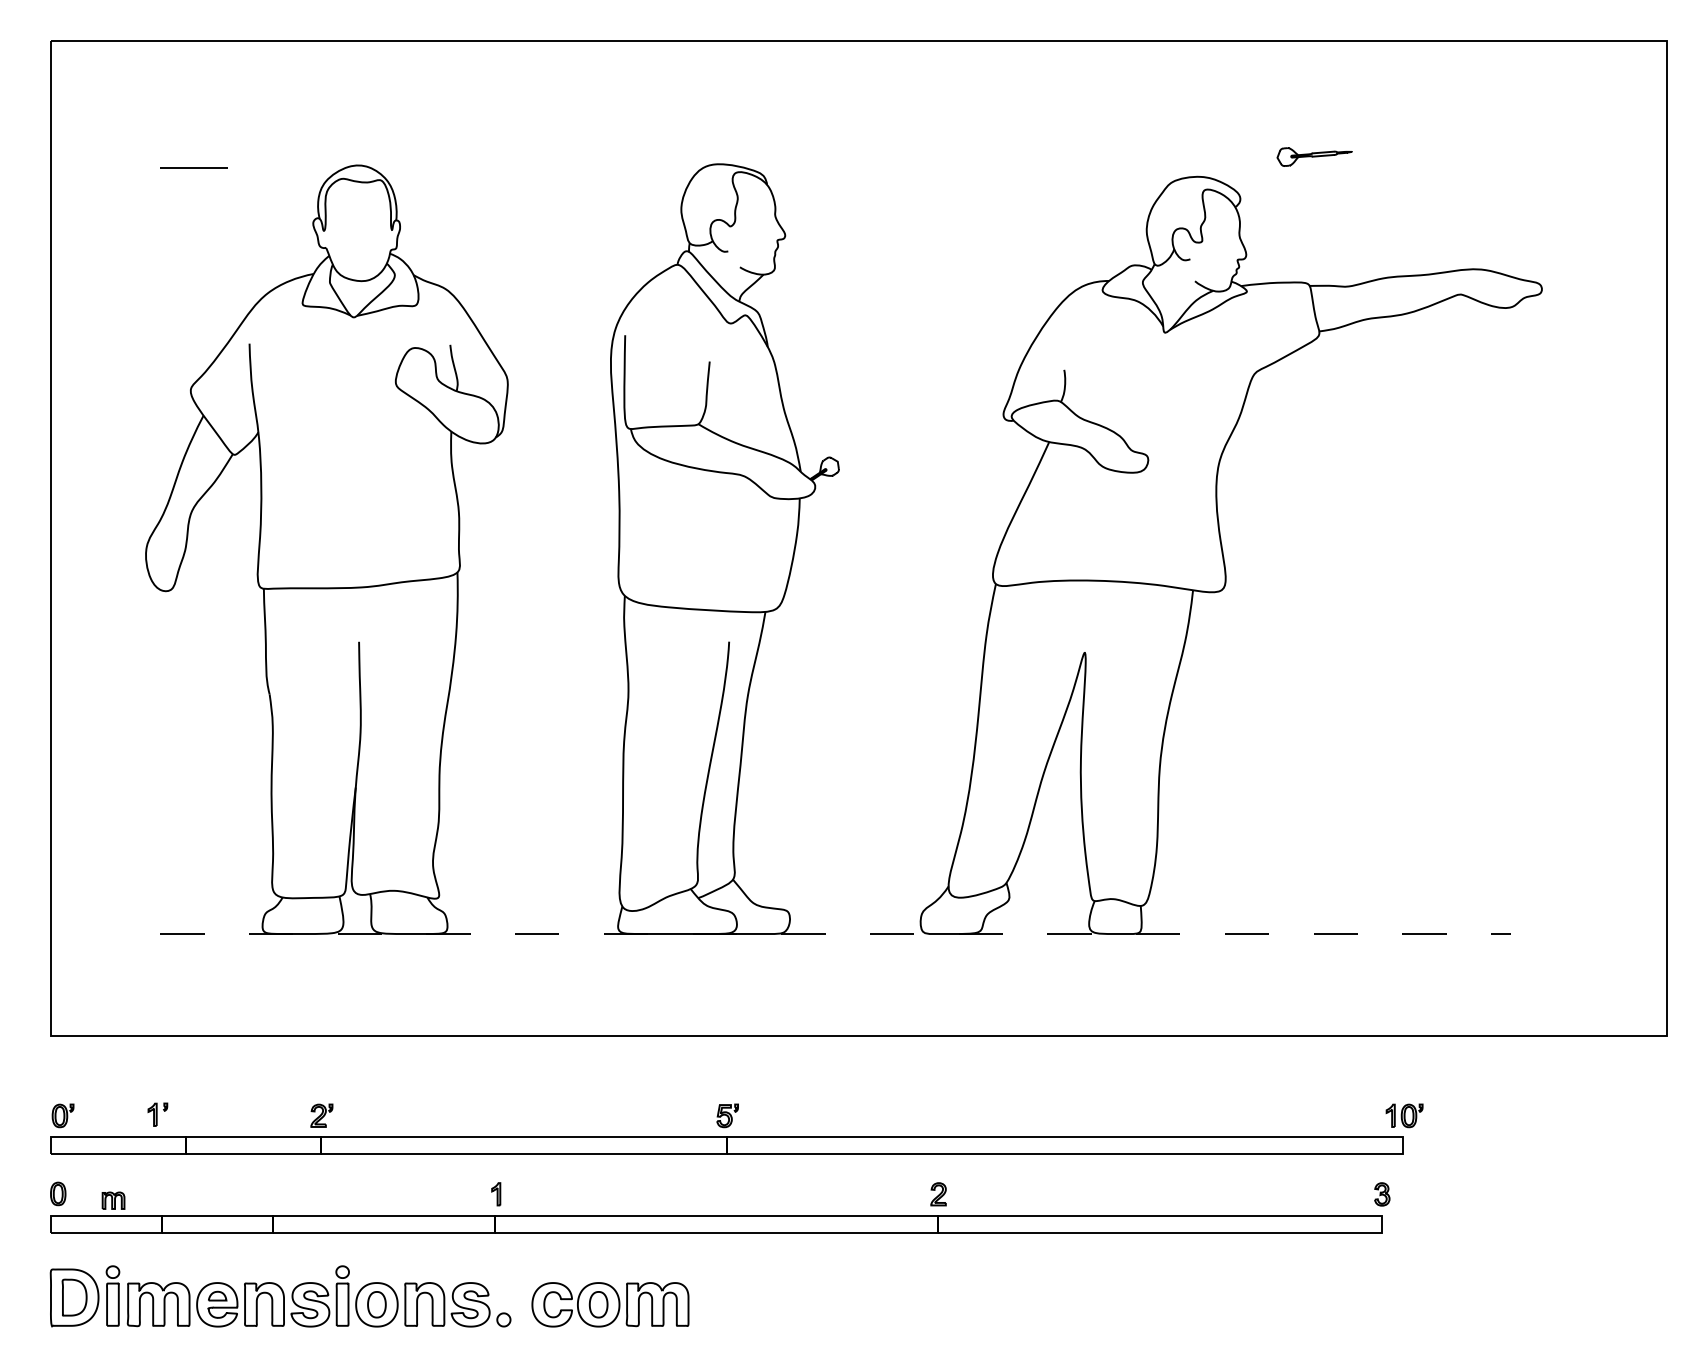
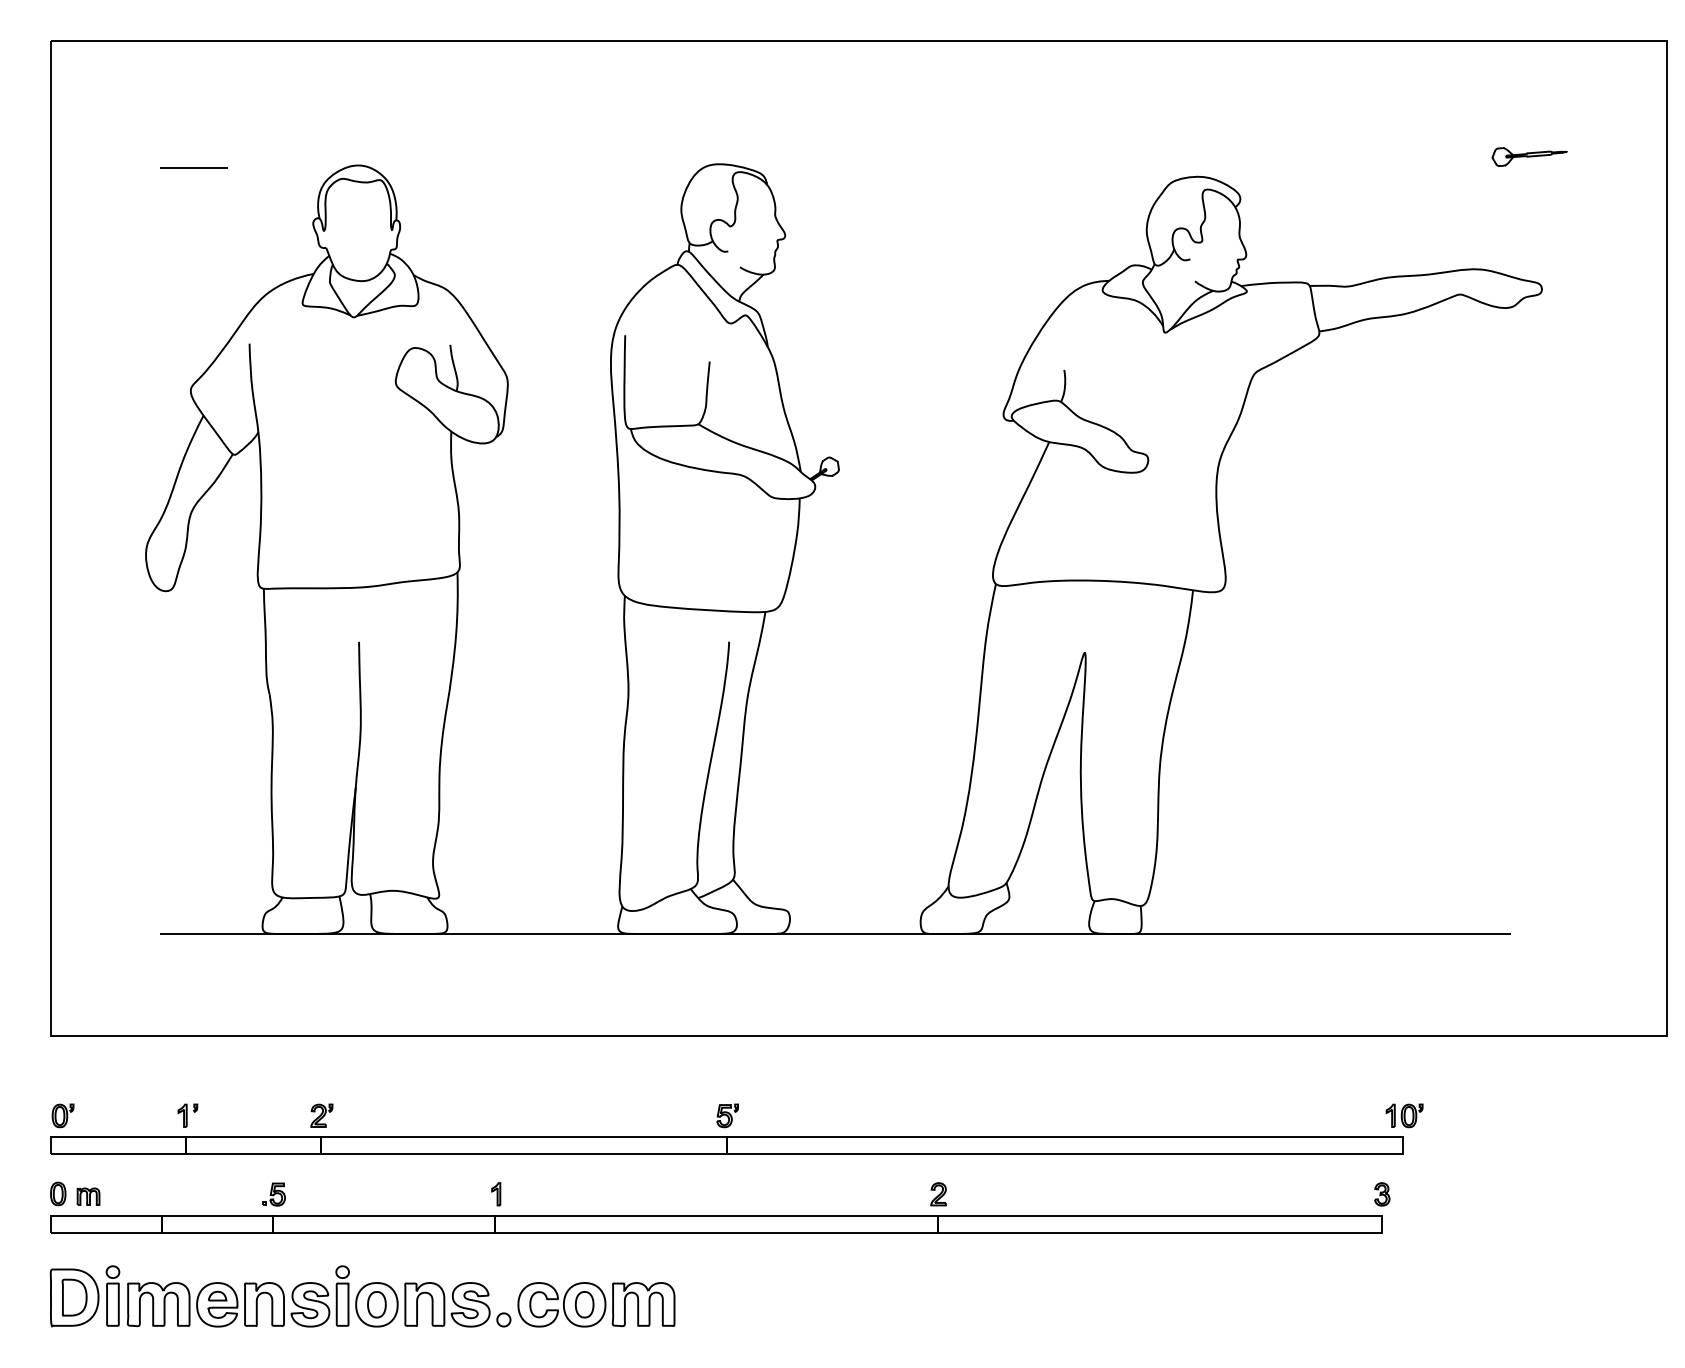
part position: (1314, 156) -> (1529, 156) (1529, 156)
line: dashed -> solid (835, 933)
part position: (157, 1114) -> (187, 1115) (187, 1115)
part: none -> present (273, 1194)
part position: (113, 1200) -> (88, 1196) (88, 1196)
part position: (610, 1304) -> (596, 1304) (596, 1304)
